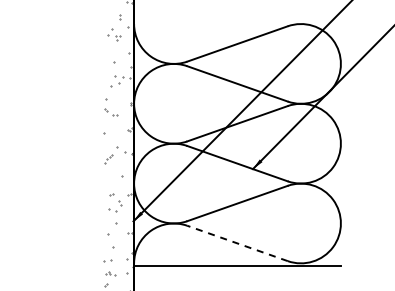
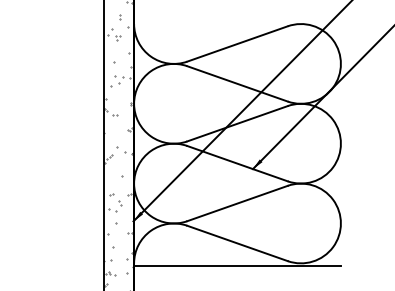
line: none -> present (103, 144)
line: dashed -> solid (237, 243)
